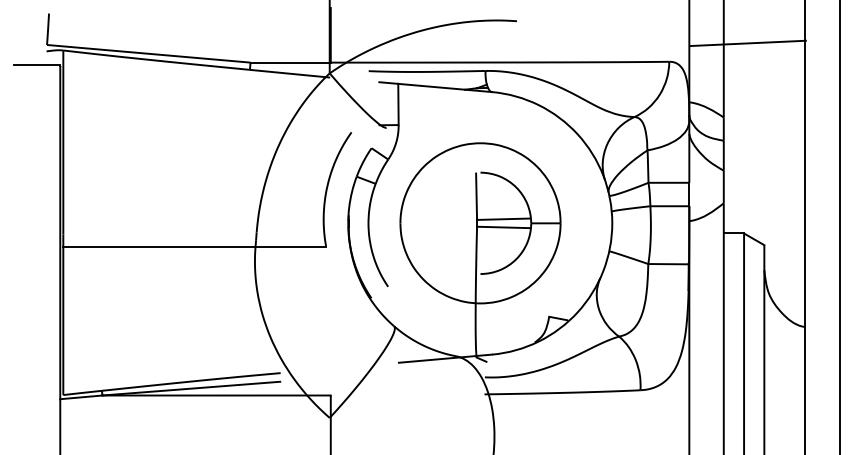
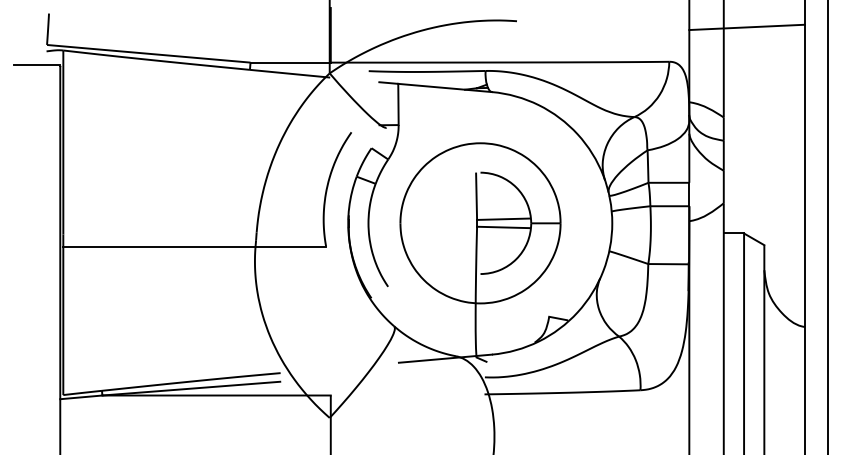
line position: (747, 43) -> (746, 27) (746, 27)
line position: (840, 226) -> (828, 226) (828, 226)
